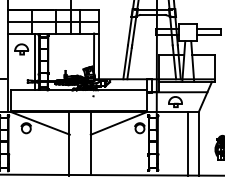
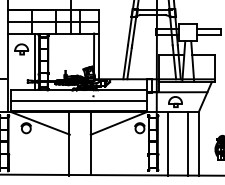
line: none -> present (78, 101)
line: none -> present (168, 143)
